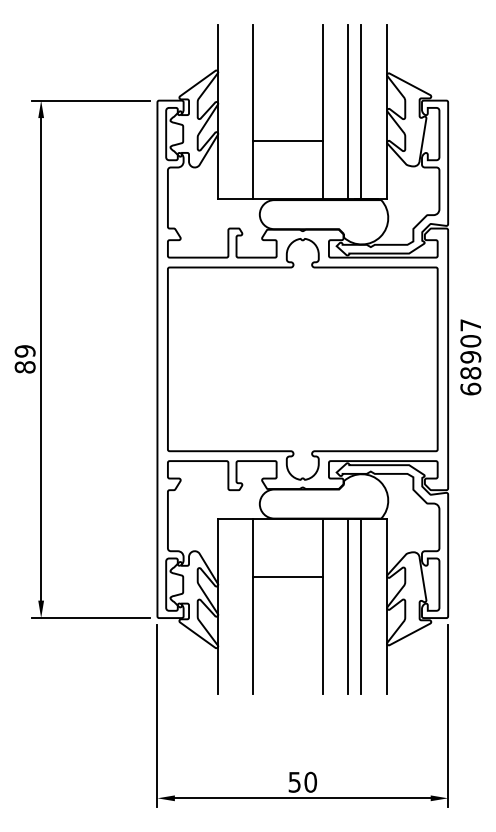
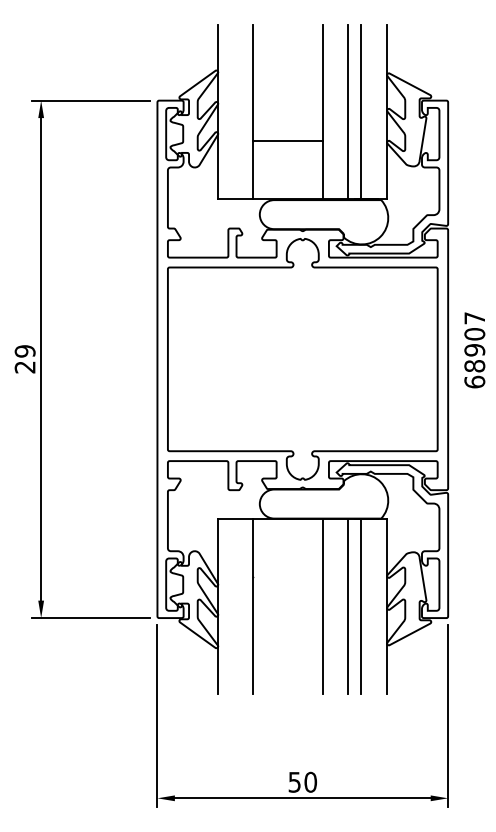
text position: (470, 357) -> (474, 350) (474, 350)
text: 89 -> 29 (24, 367)
line: present -> none (287, 577)
